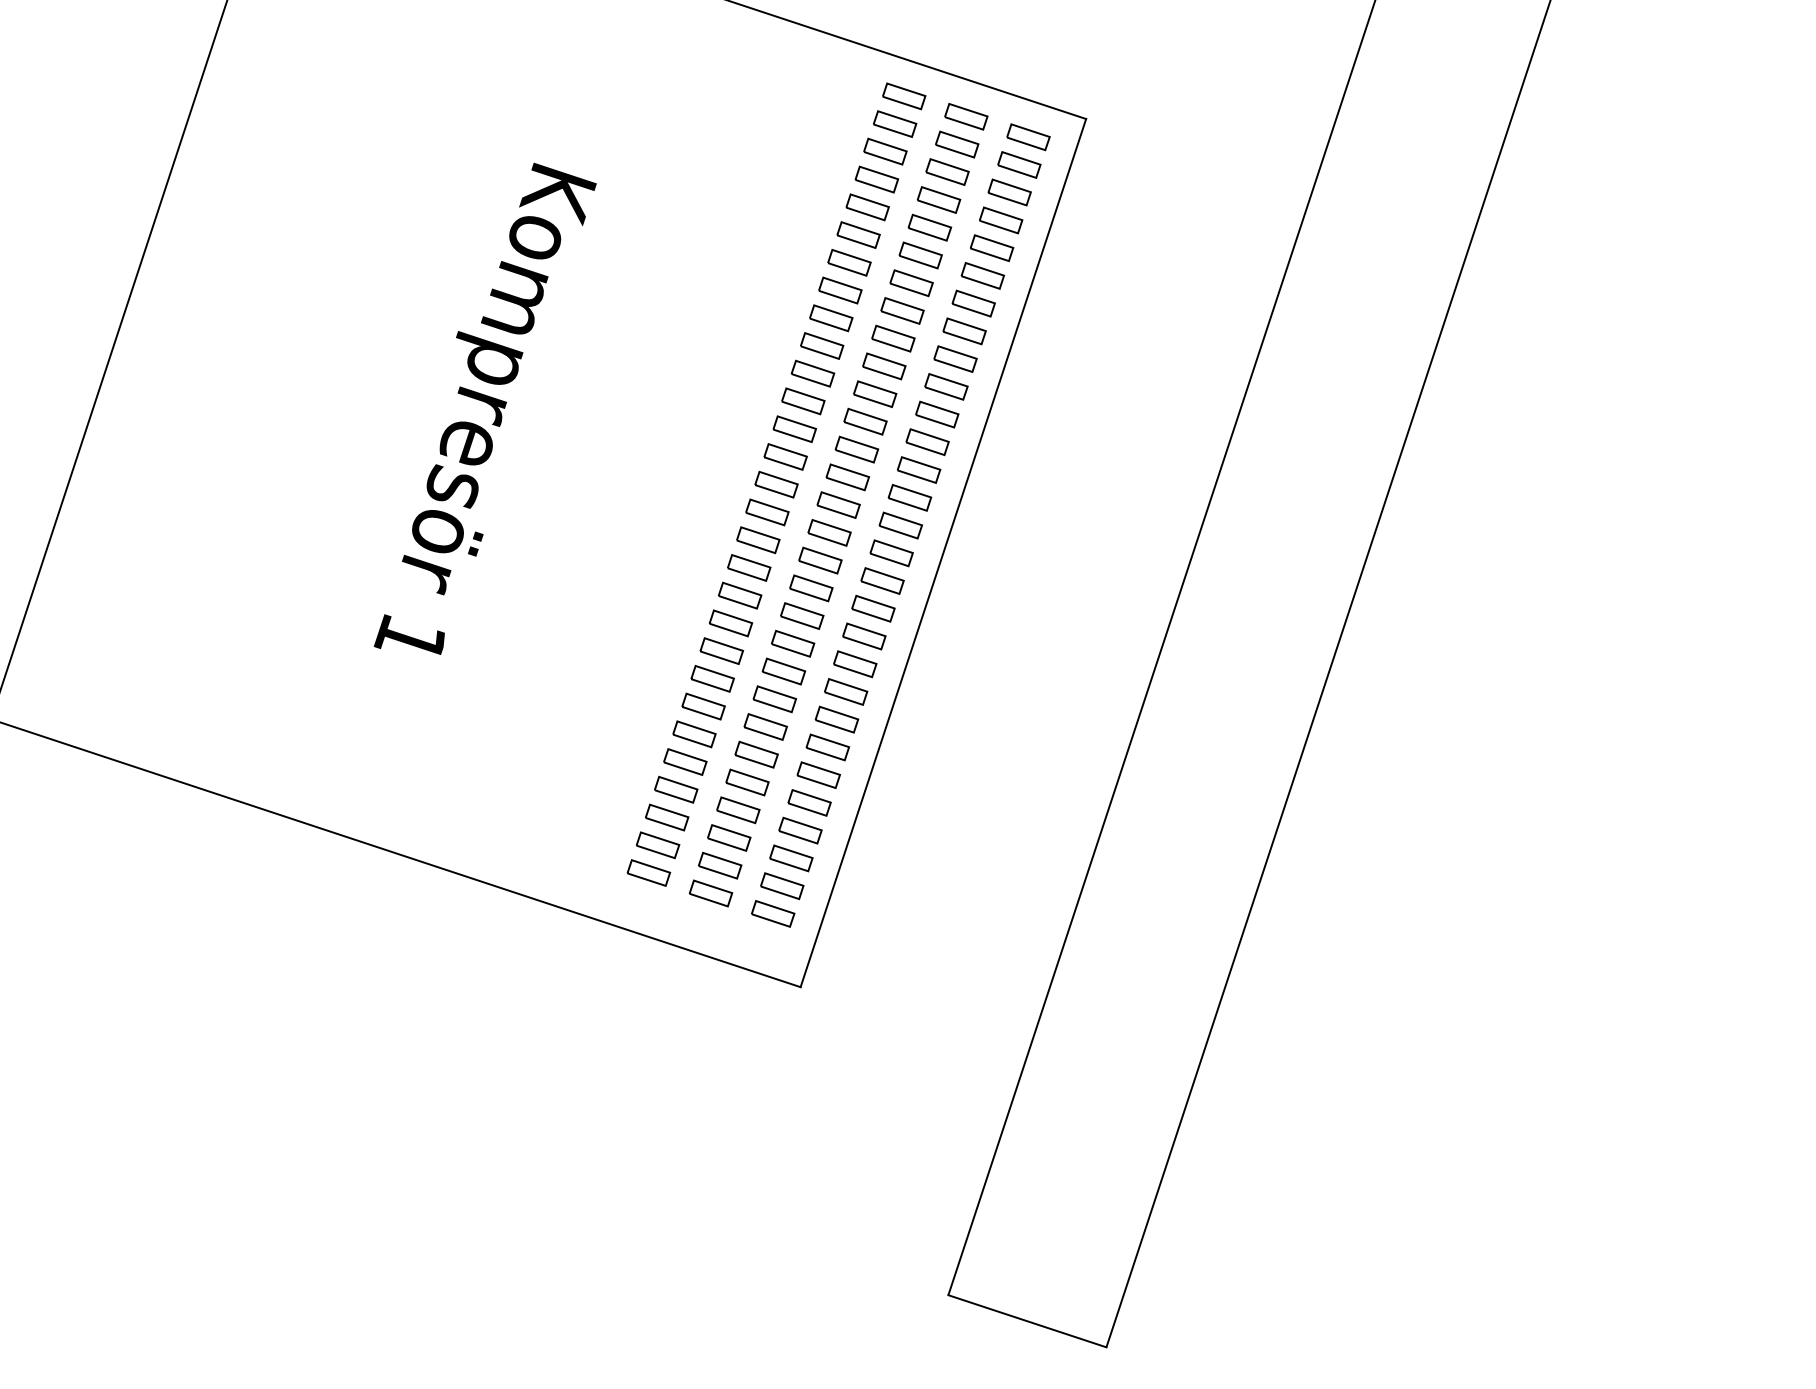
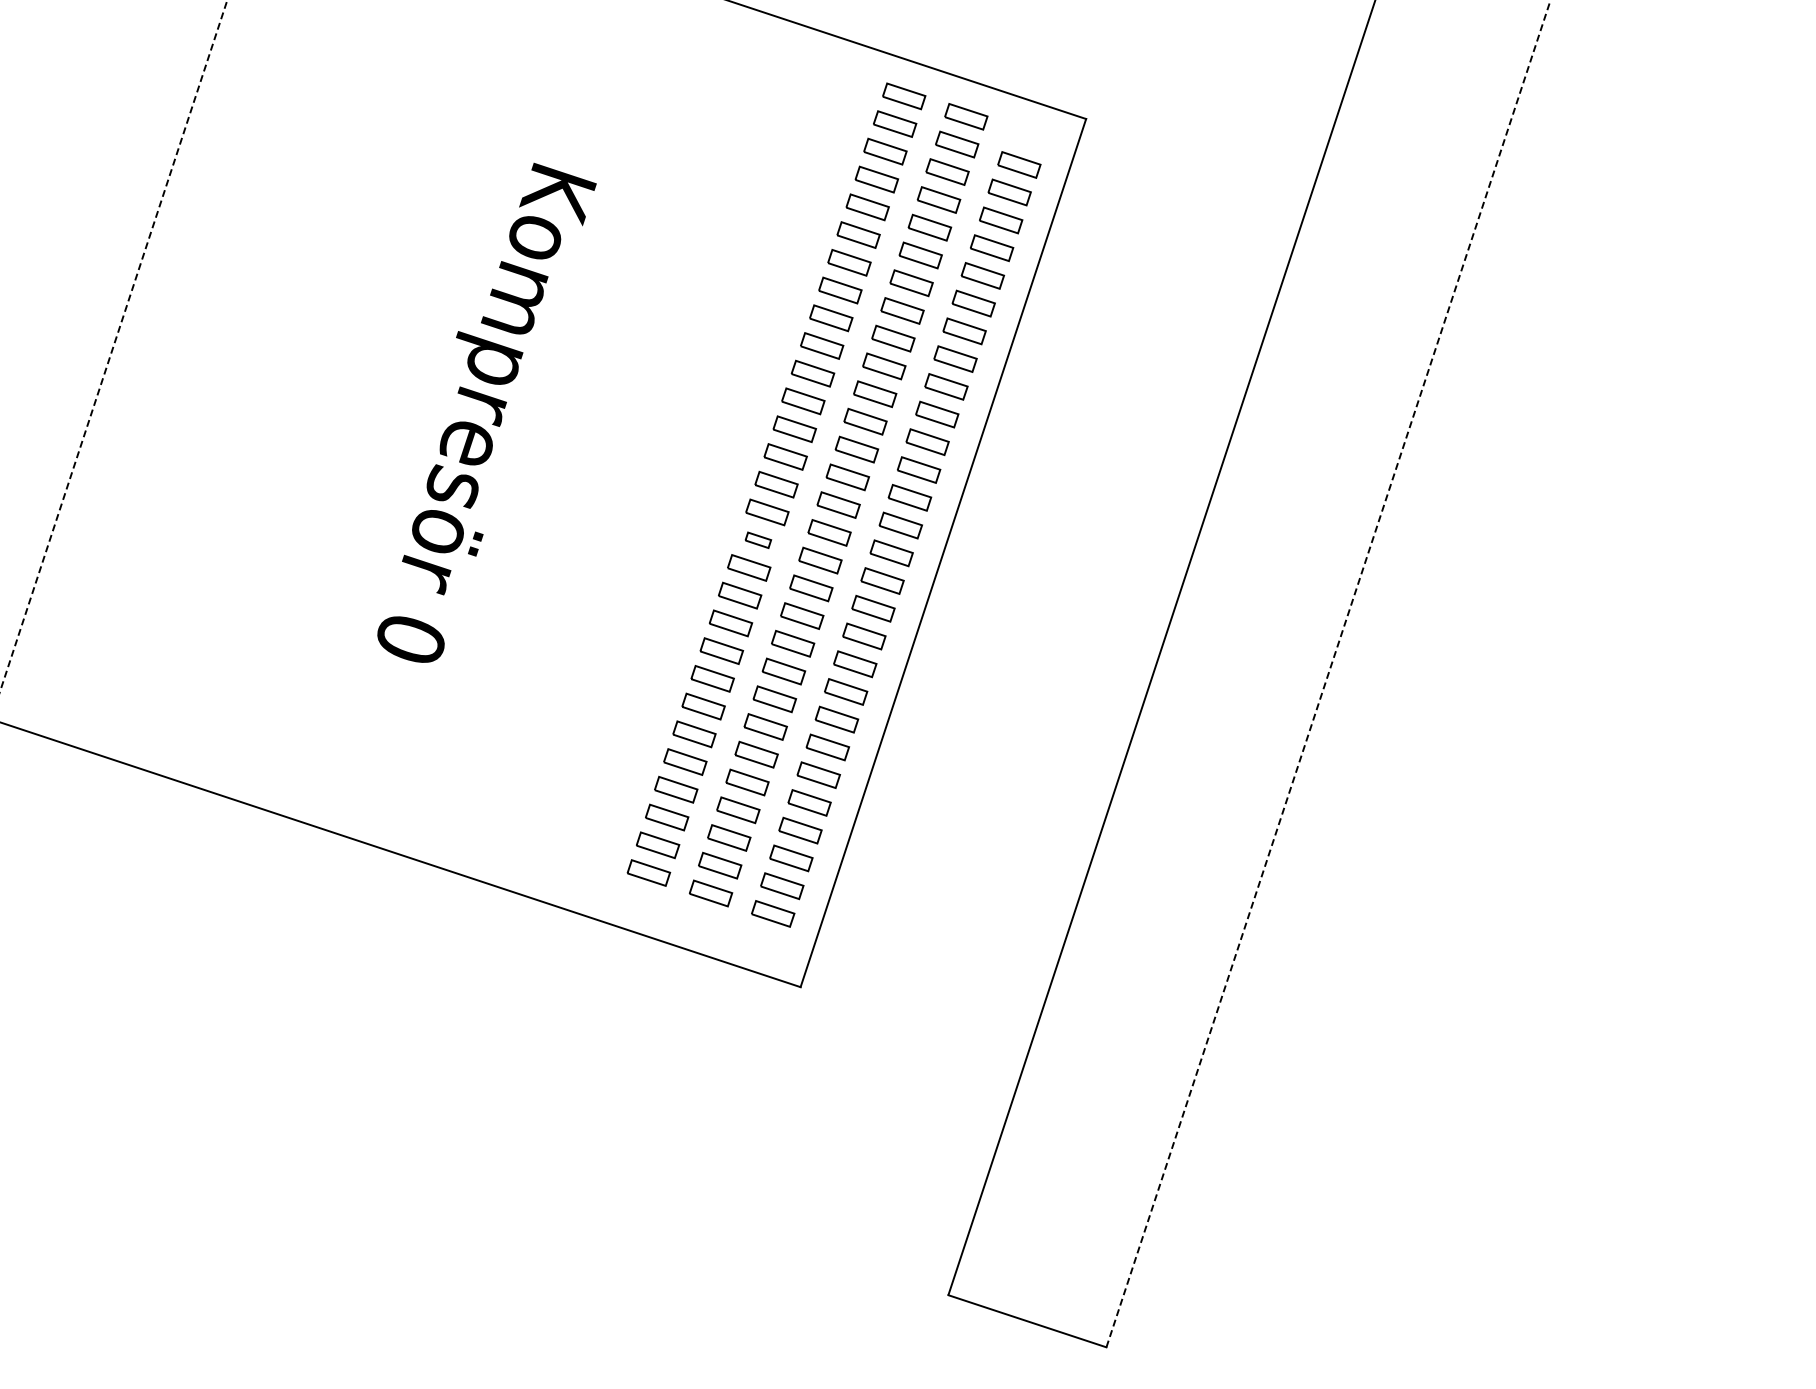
part: present -> none (1028, 137)
line: solid -> dashed (113, 346)
part size: 45x29 px -> 29x18 px (758, 539)
text: 1 -> 0 (408, 638)
line: solid -> dashed (1328, 674)
